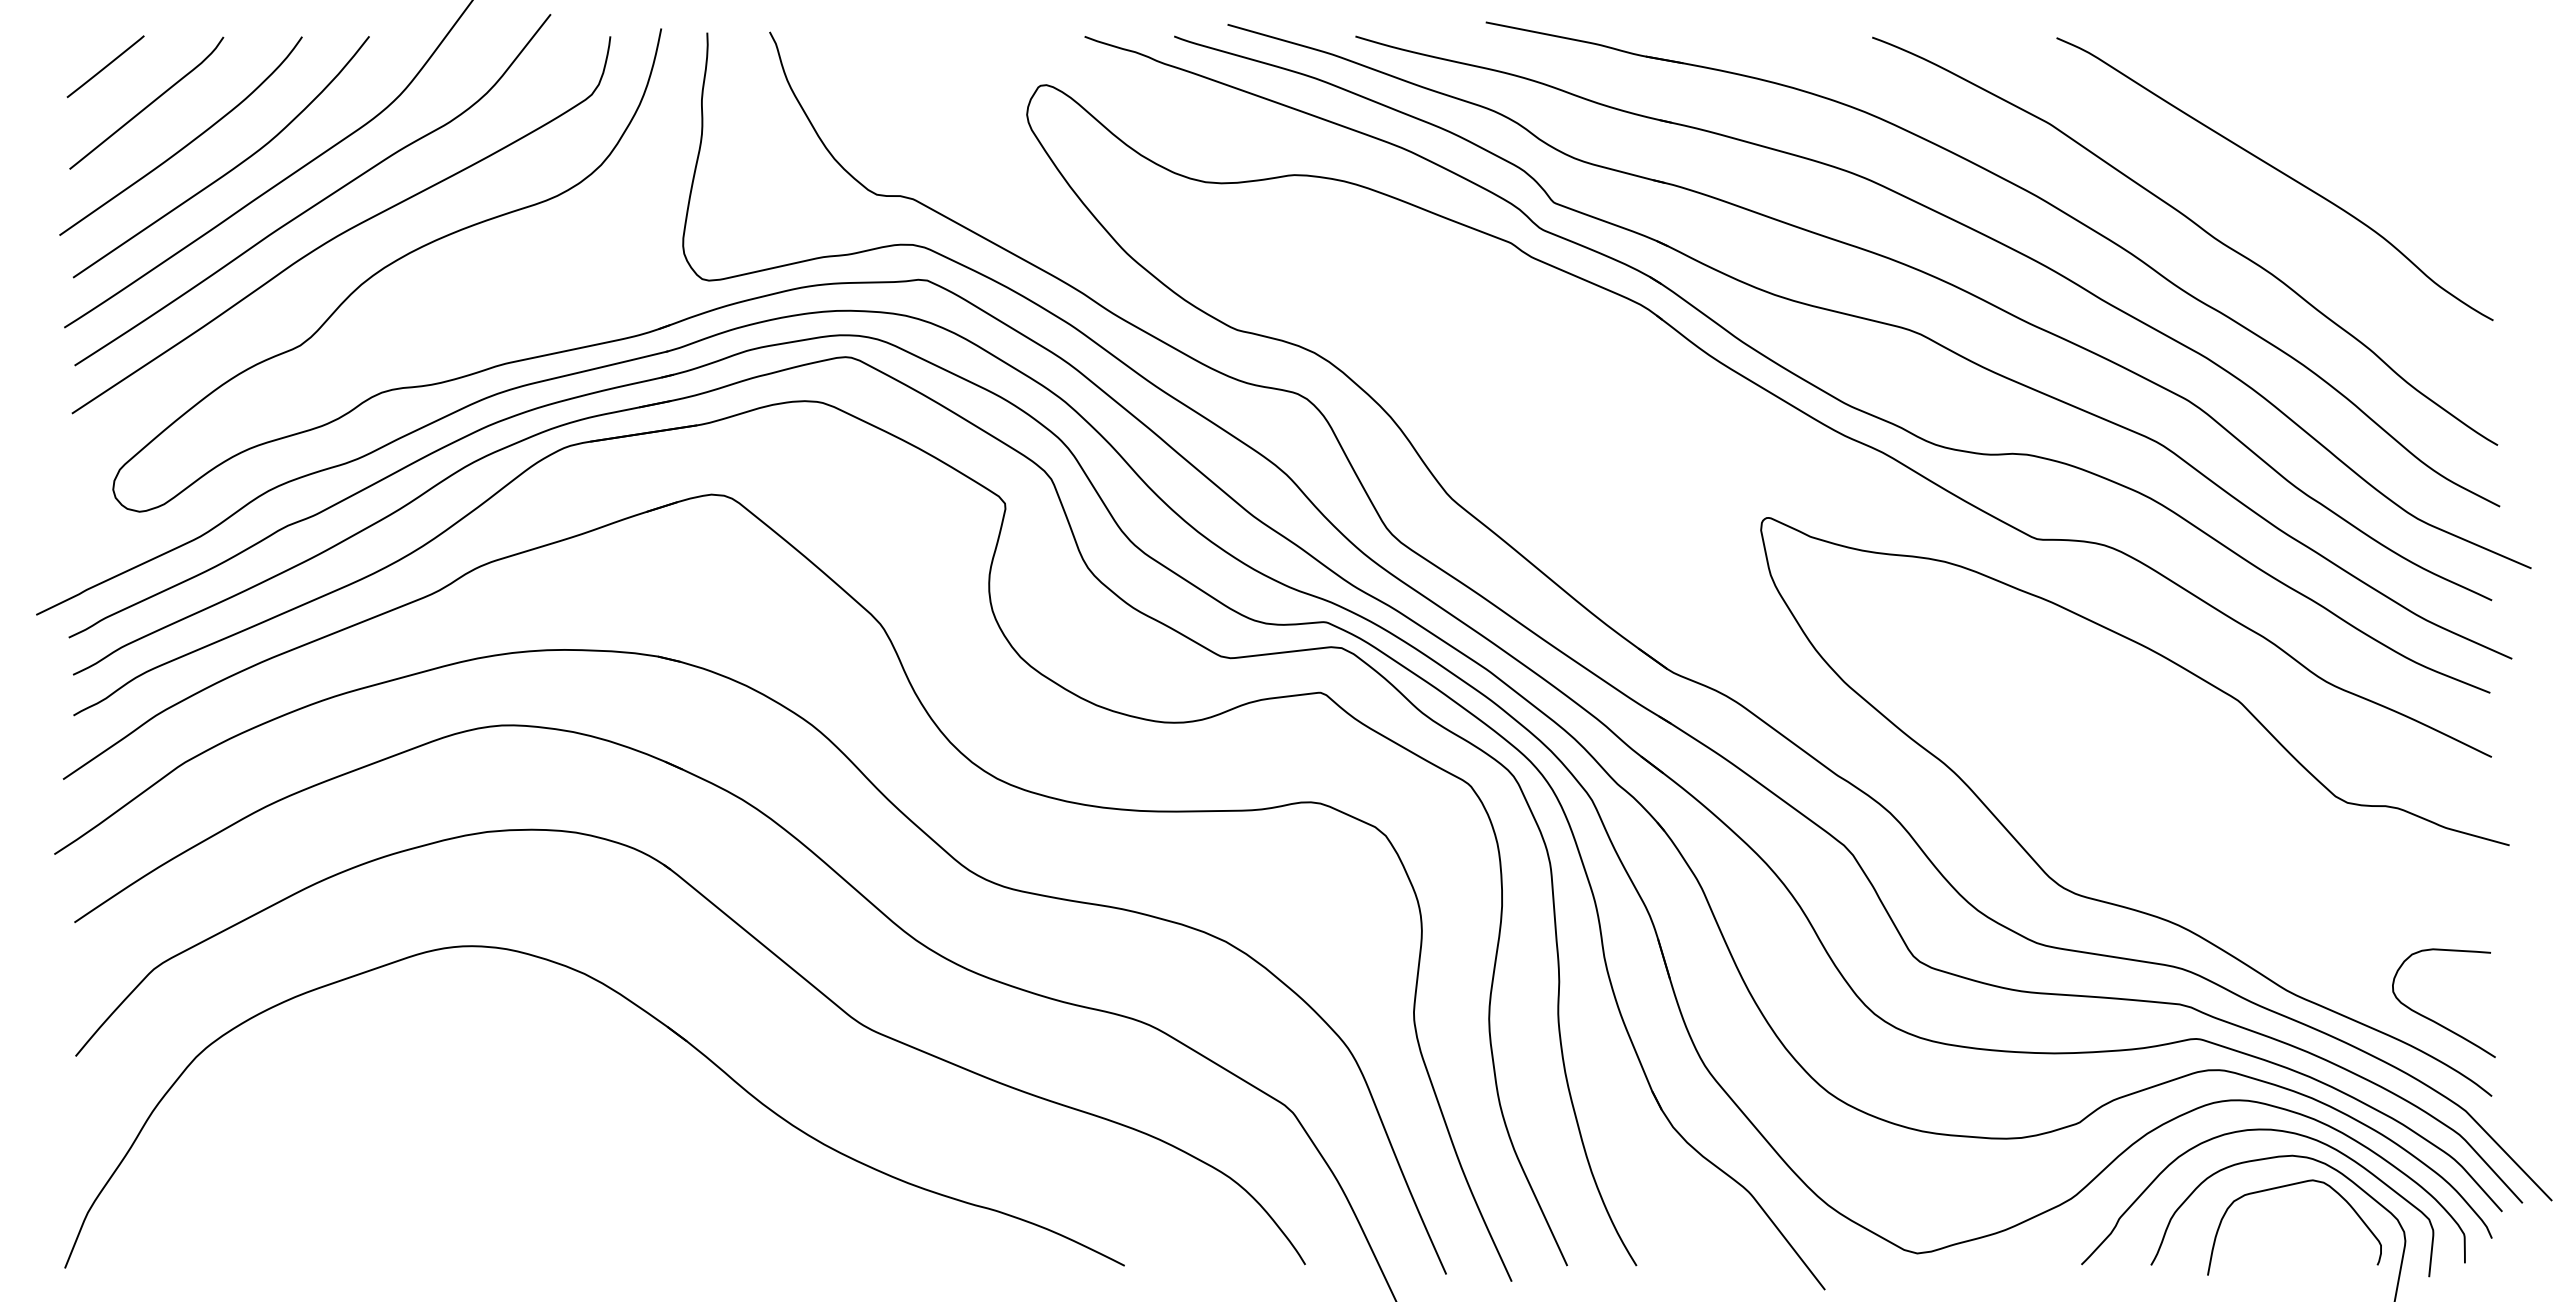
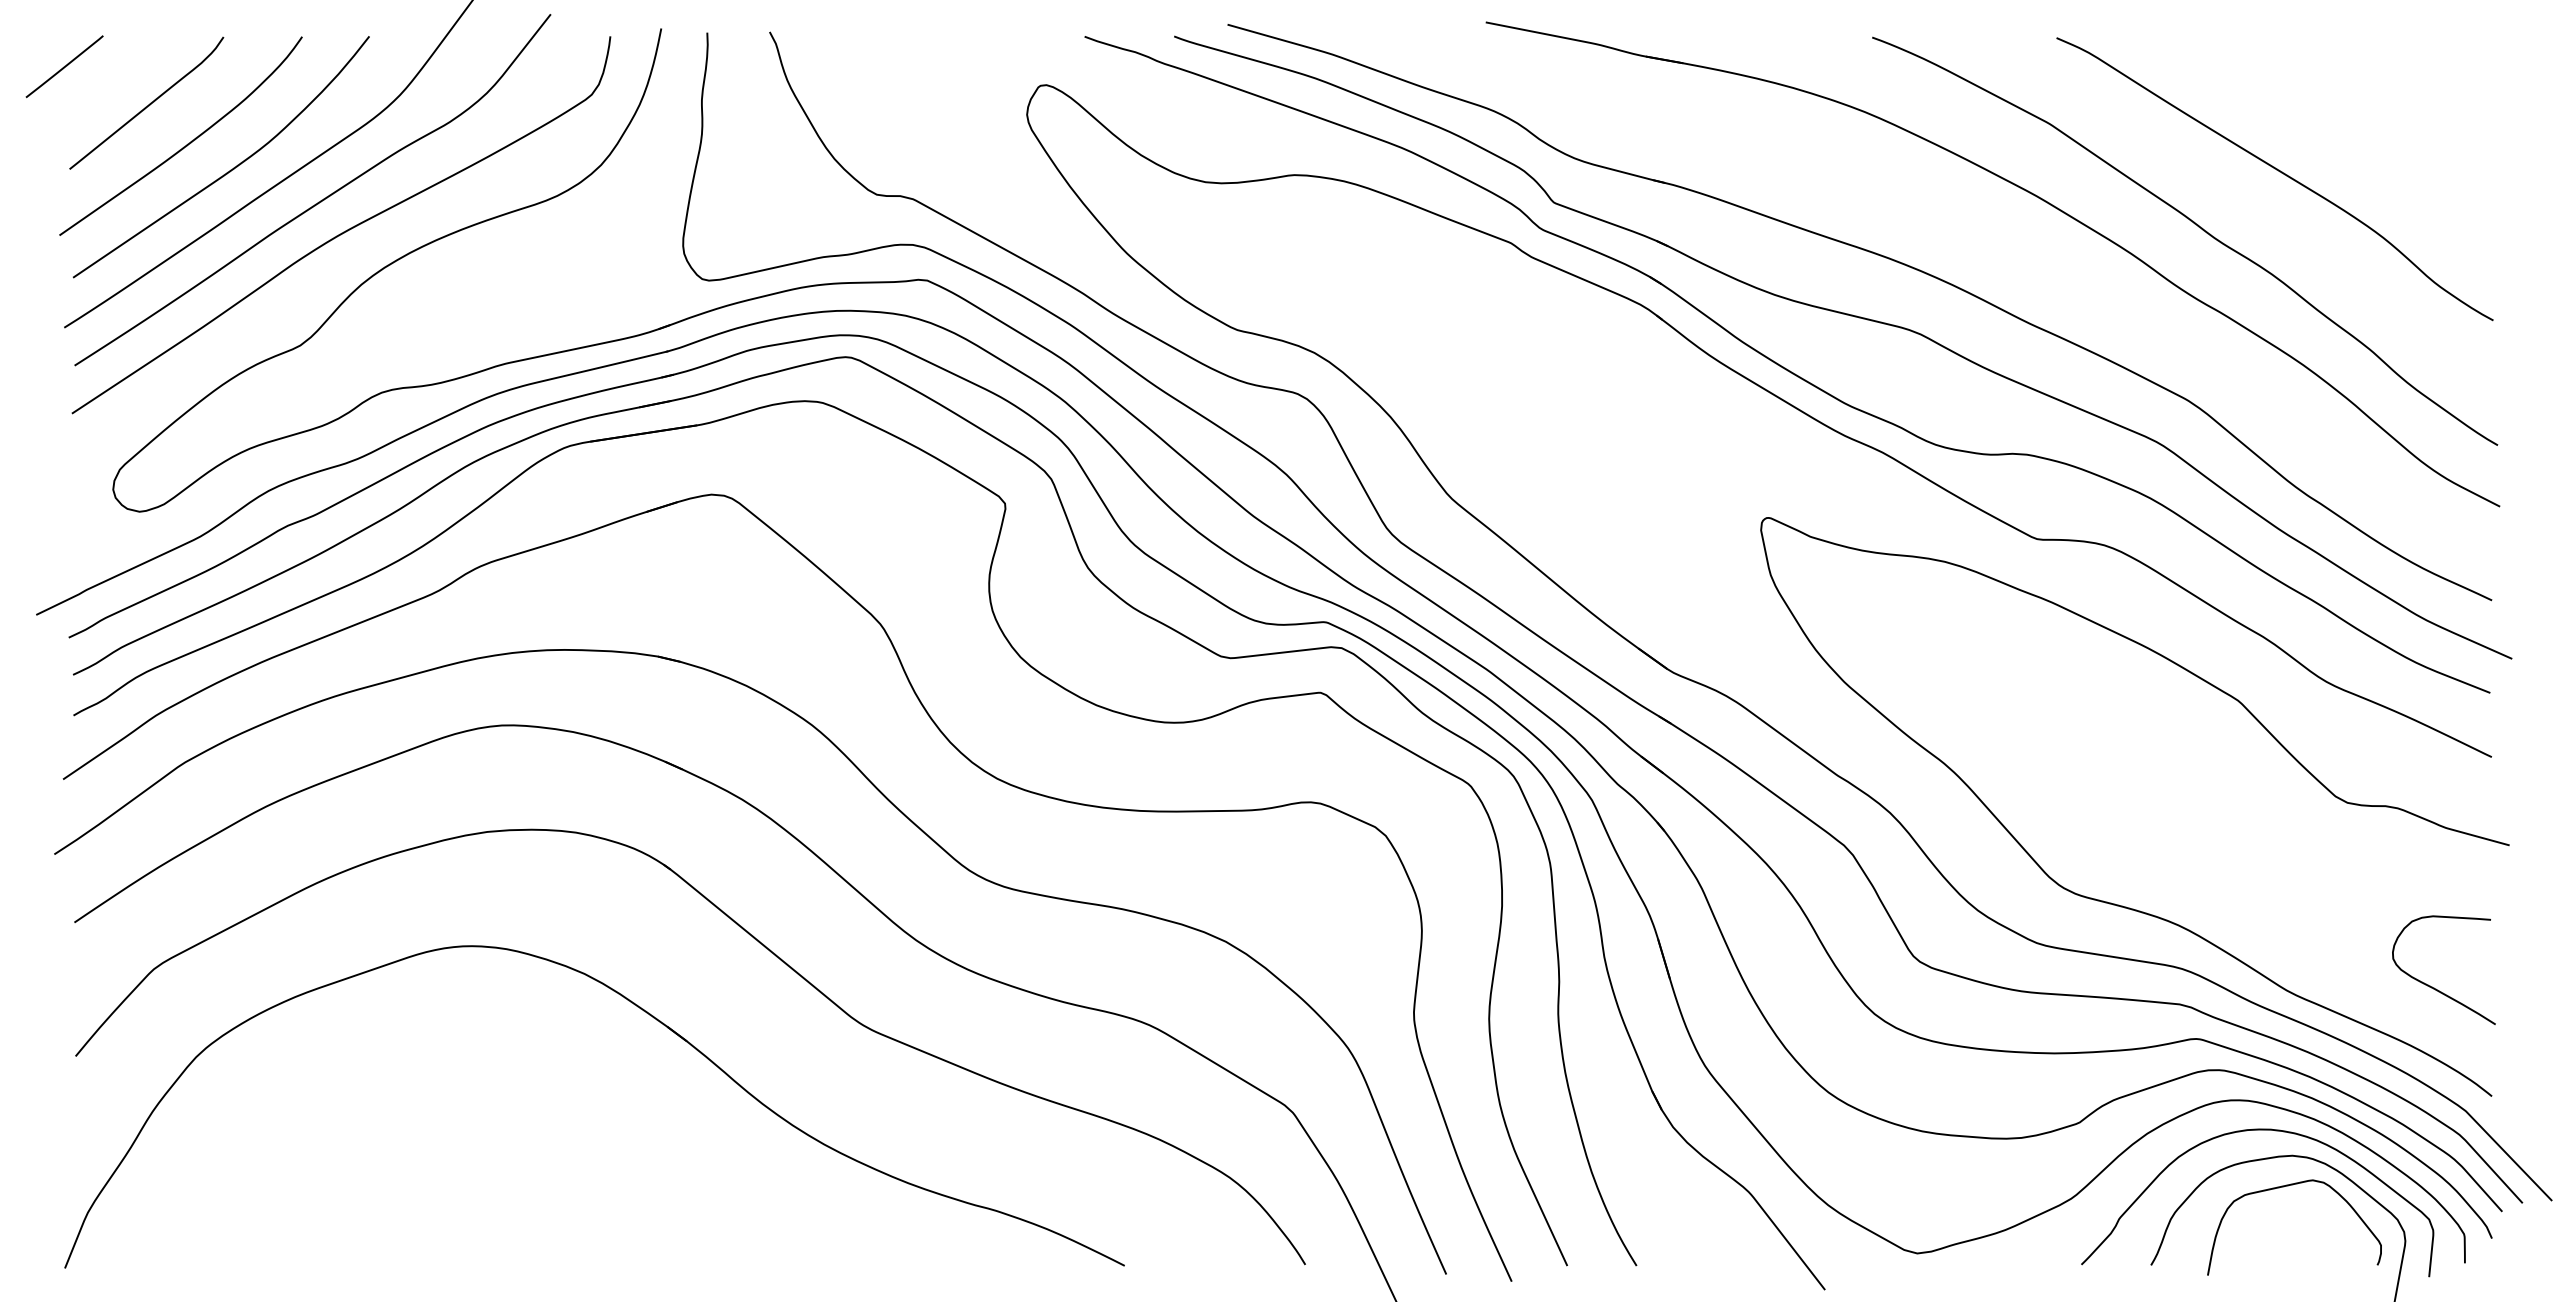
line position: (105, 66) -> (64, 66) (64, 66)
part: present -> none (1978, 233)
curve position: (2434, 1020) -> (2434, 987) (2434, 987)
